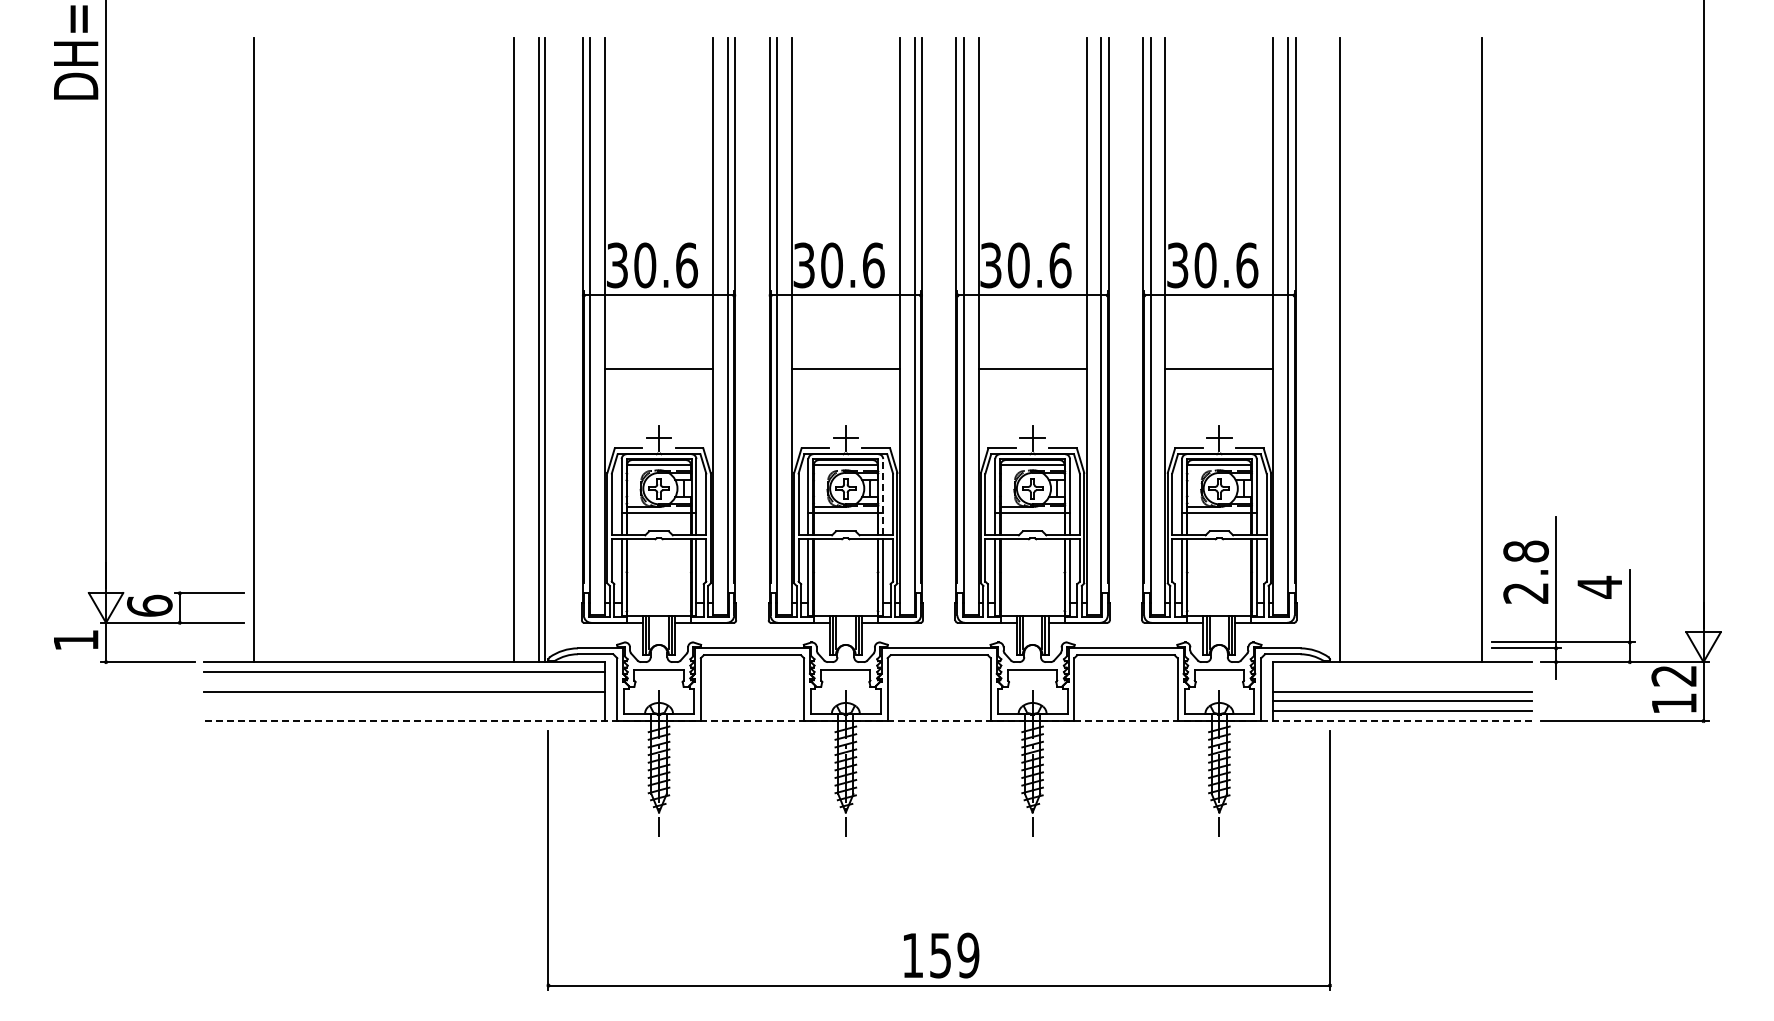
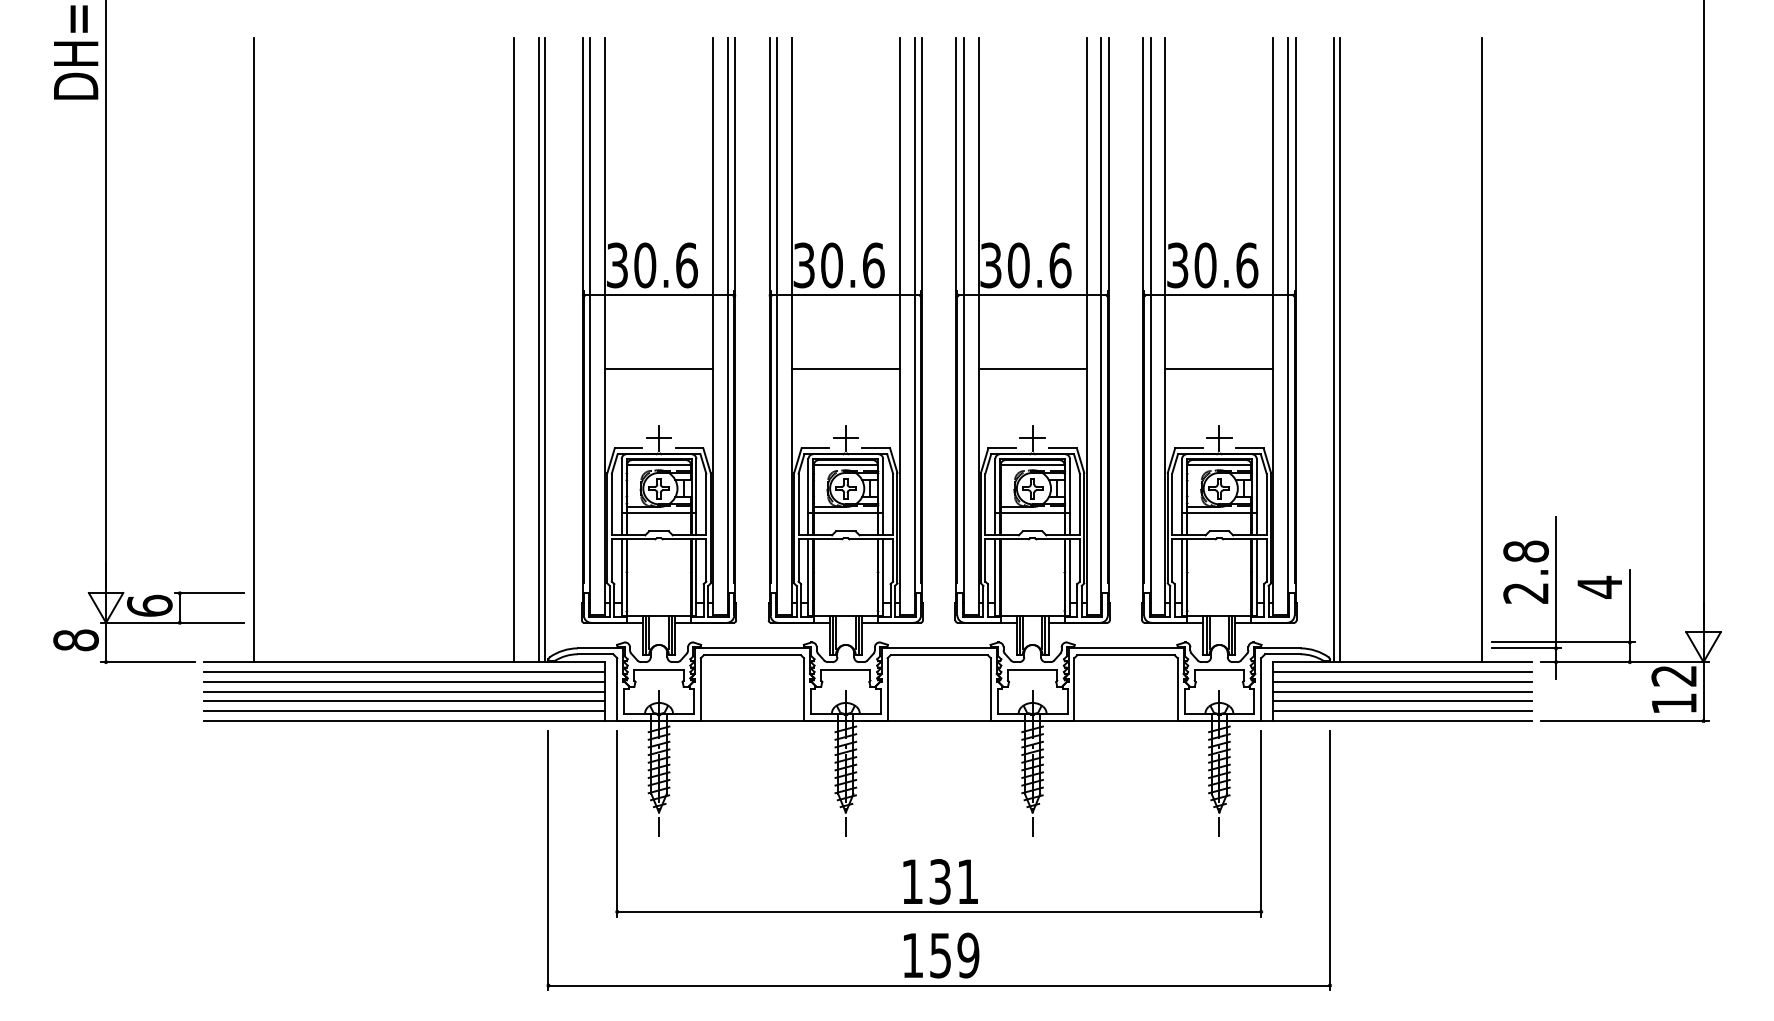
line: none -> present (1333, 349)
line: dashed -> solid (883, 496)
text: 1 -> 8 (75, 640)
line: none -> present (1402, 671)
line: none -> present (404, 681)
line: none -> present (1402, 681)
line: none -> present (404, 701)
line: none -> present (404, 711)
line: dashed -> solid (867, 721)
part: none -> present (938, 859)
